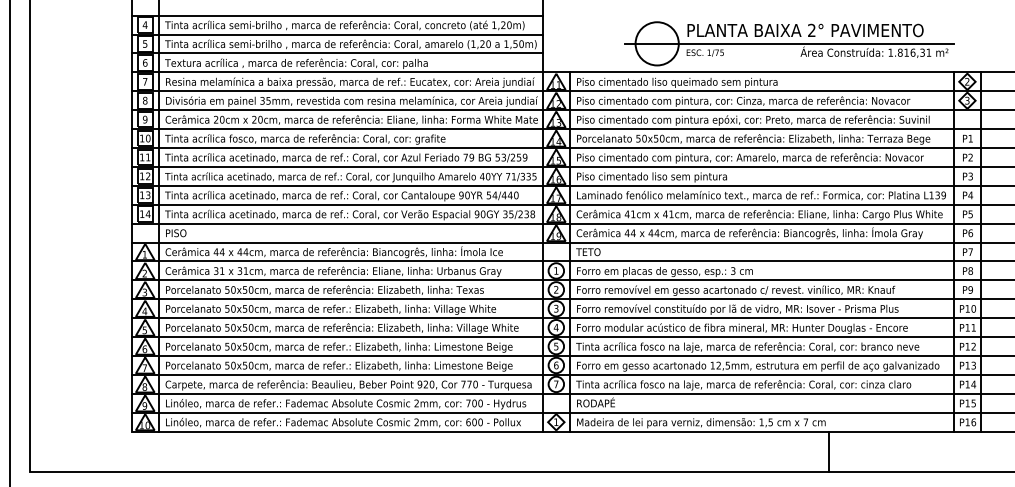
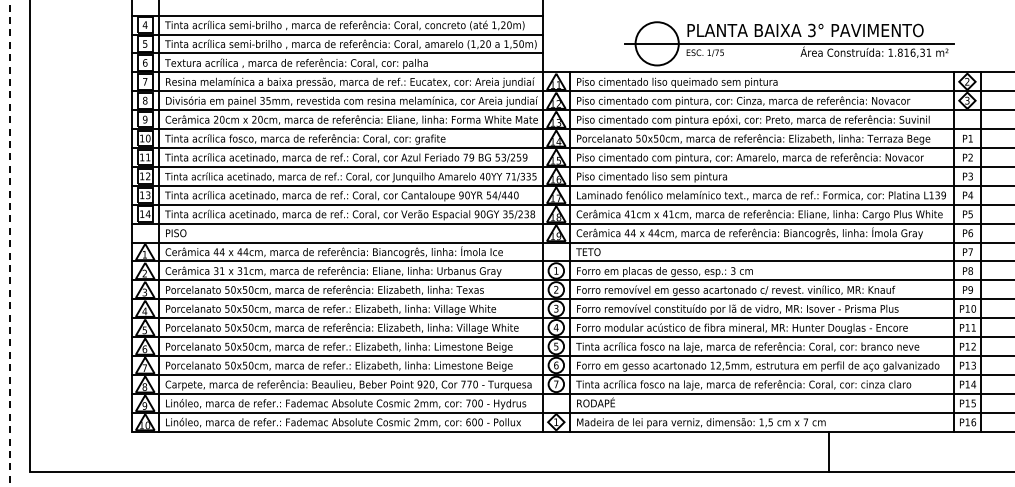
text: 2° -> 3° (811, 30)
line: solid -> dashed (10, 243)
